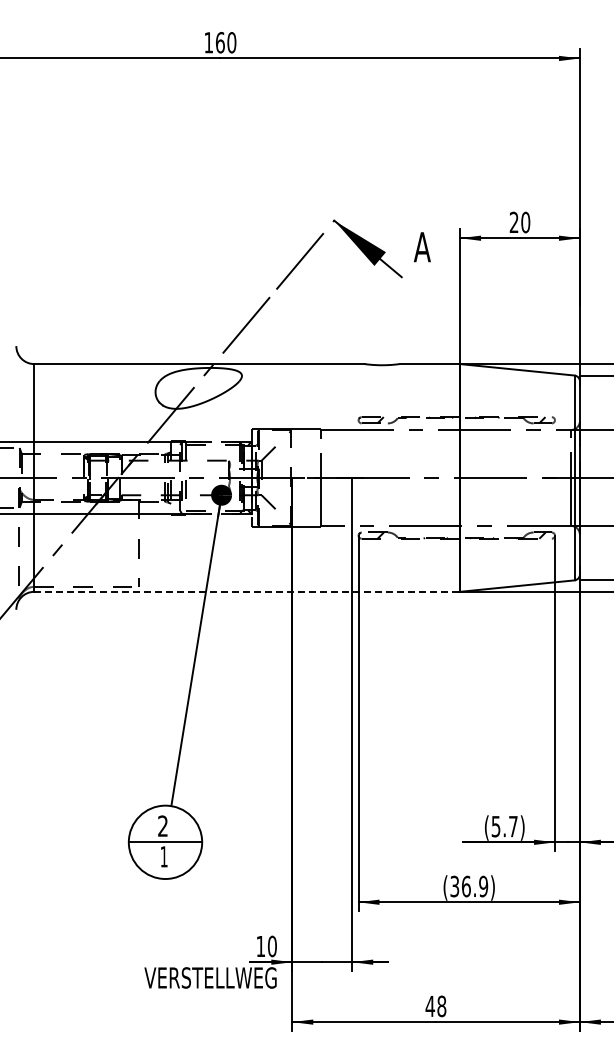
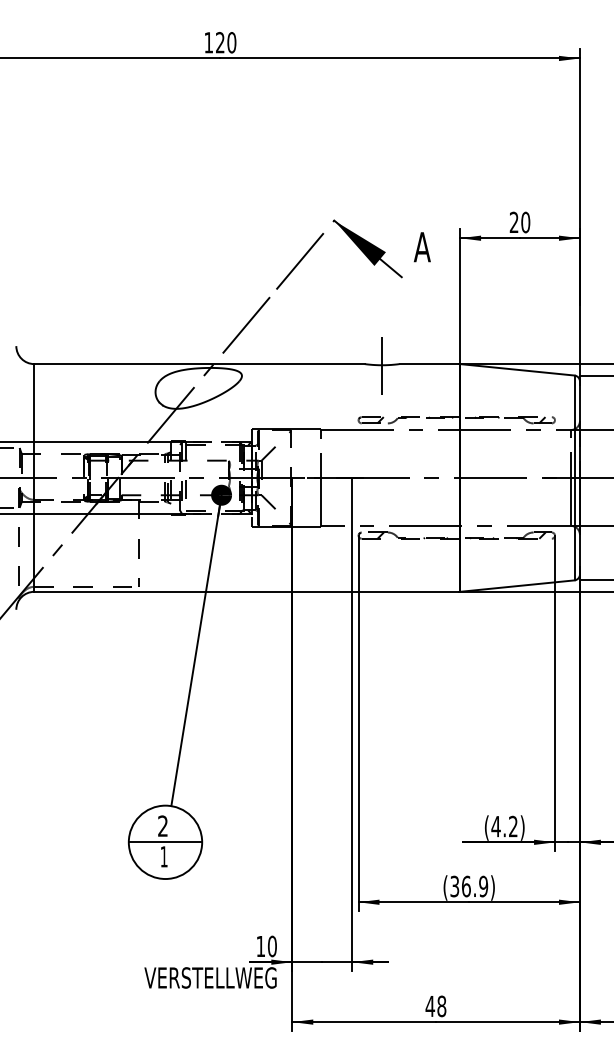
text: 160 -> 120 (220, 42)
line: none -> present (382, 365)
line: dashed -> solid (247, 591)
text: (5.7) -> (4.2) (504, 826)
